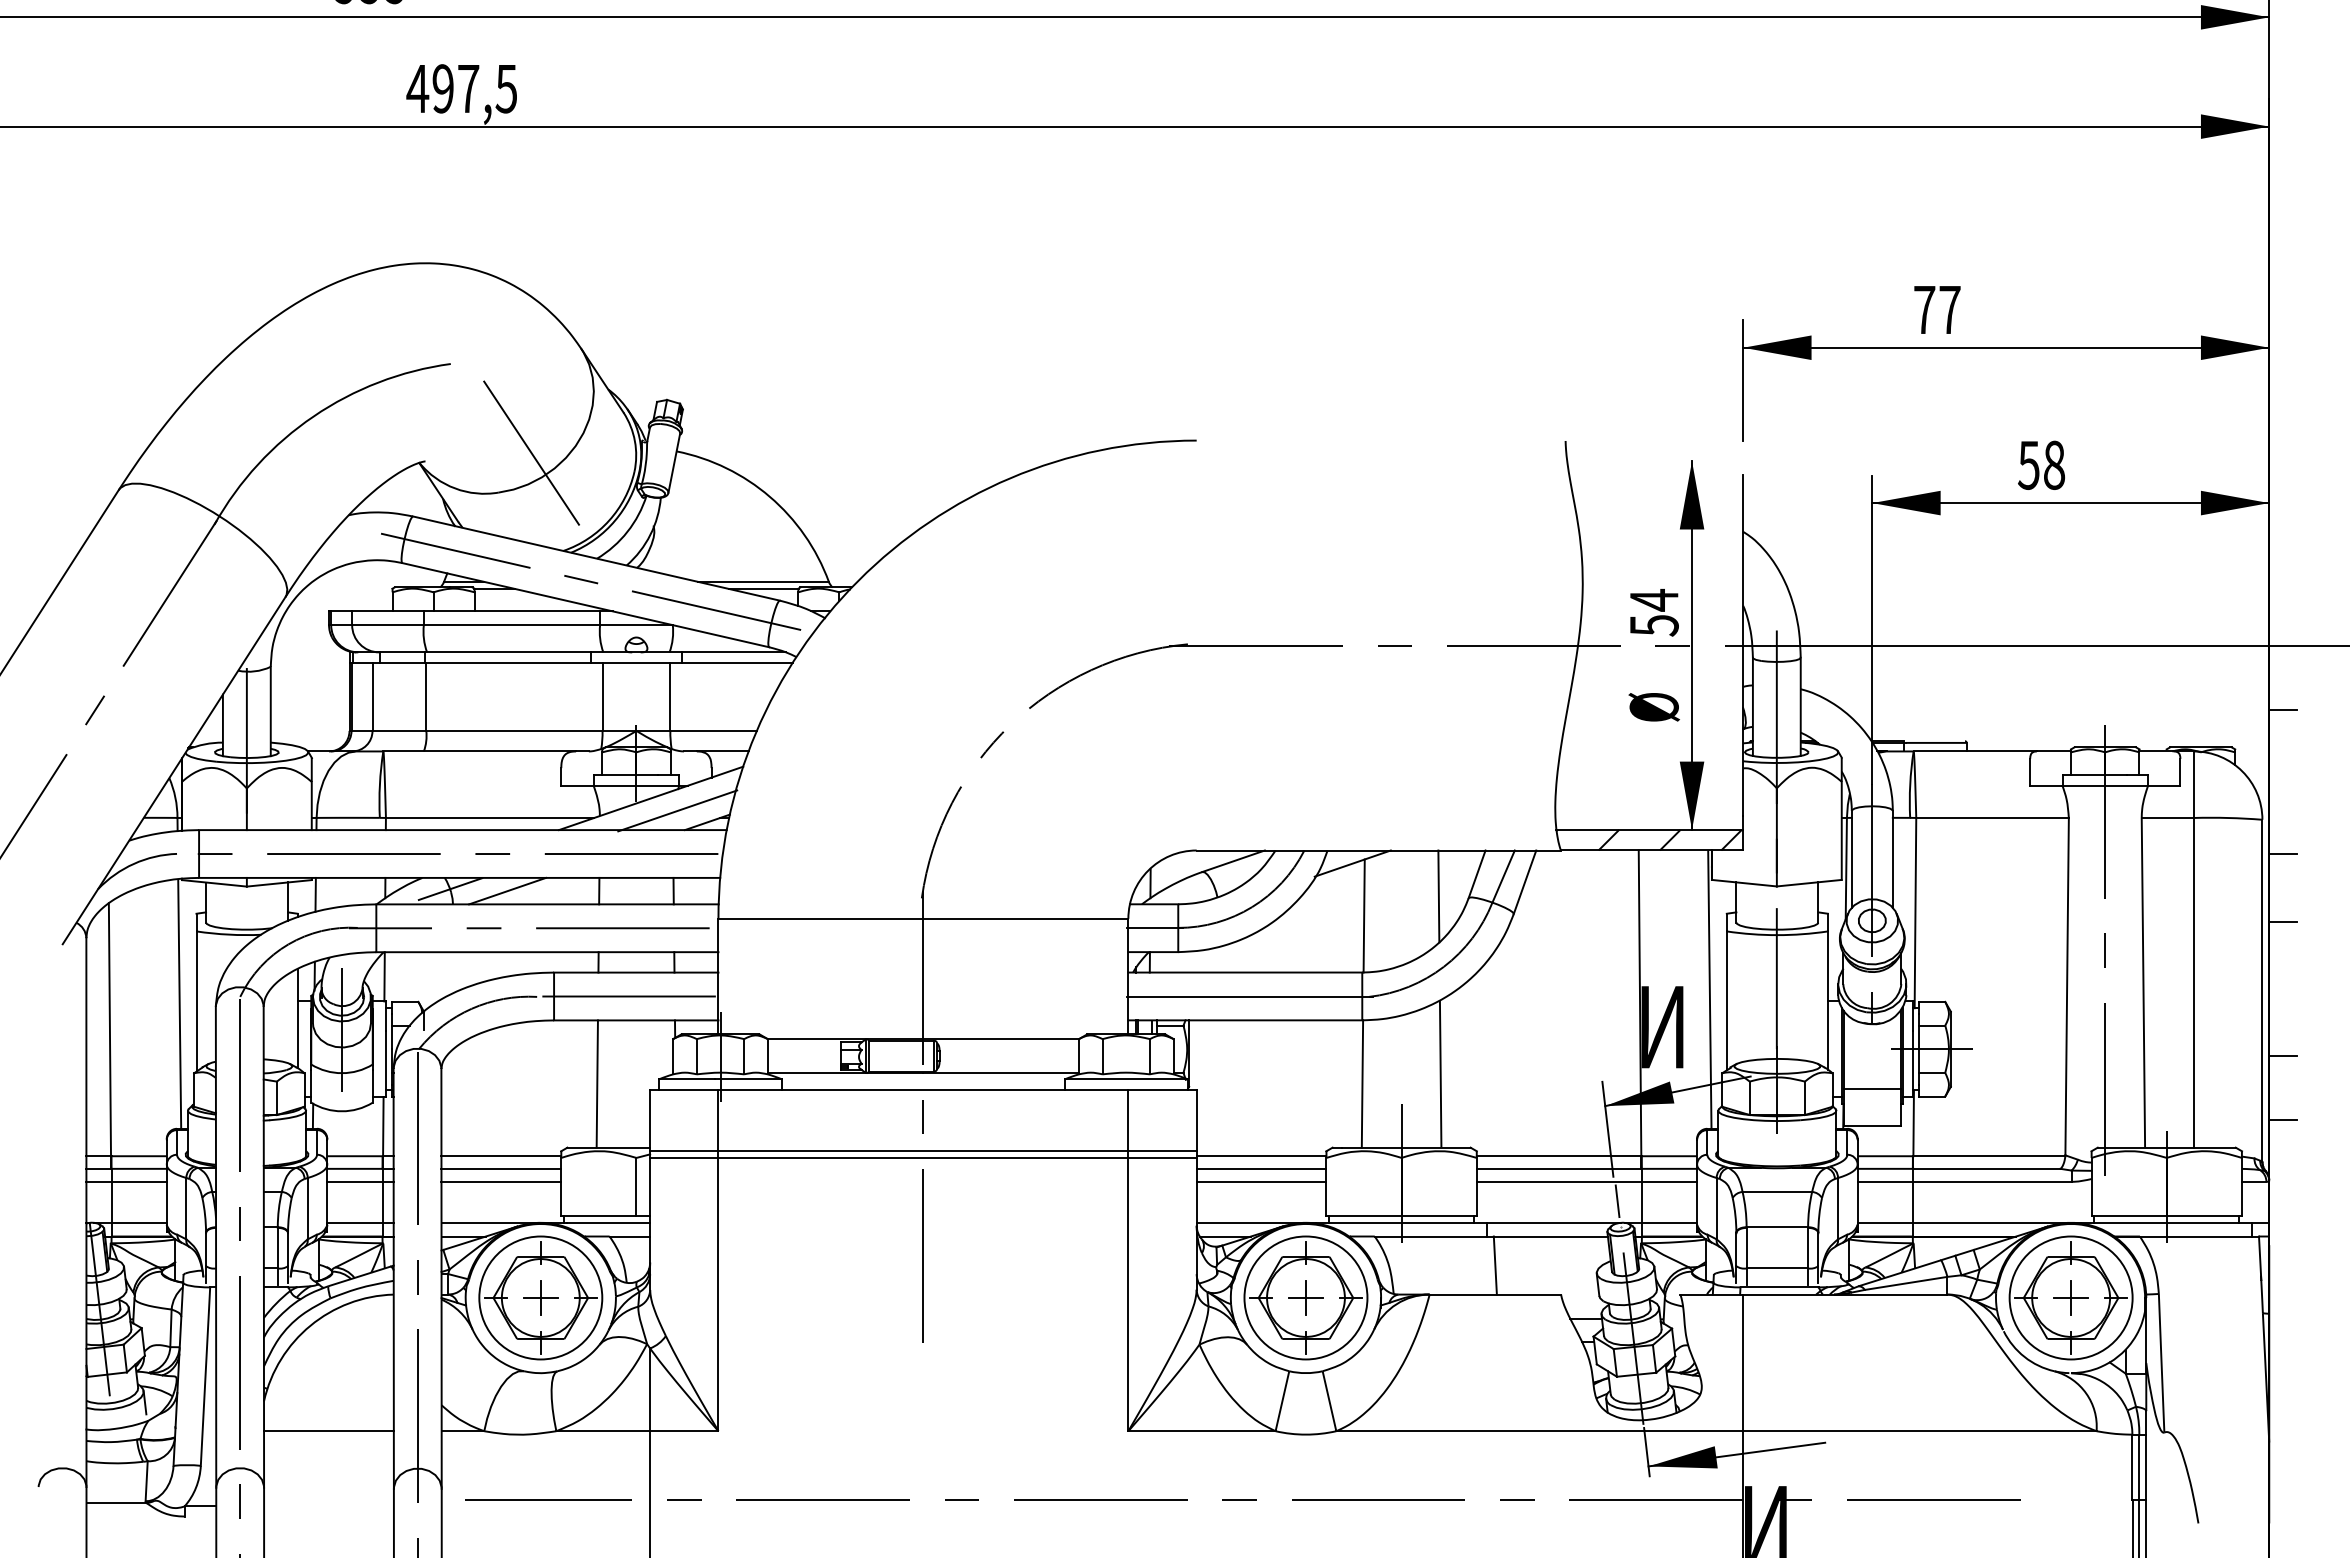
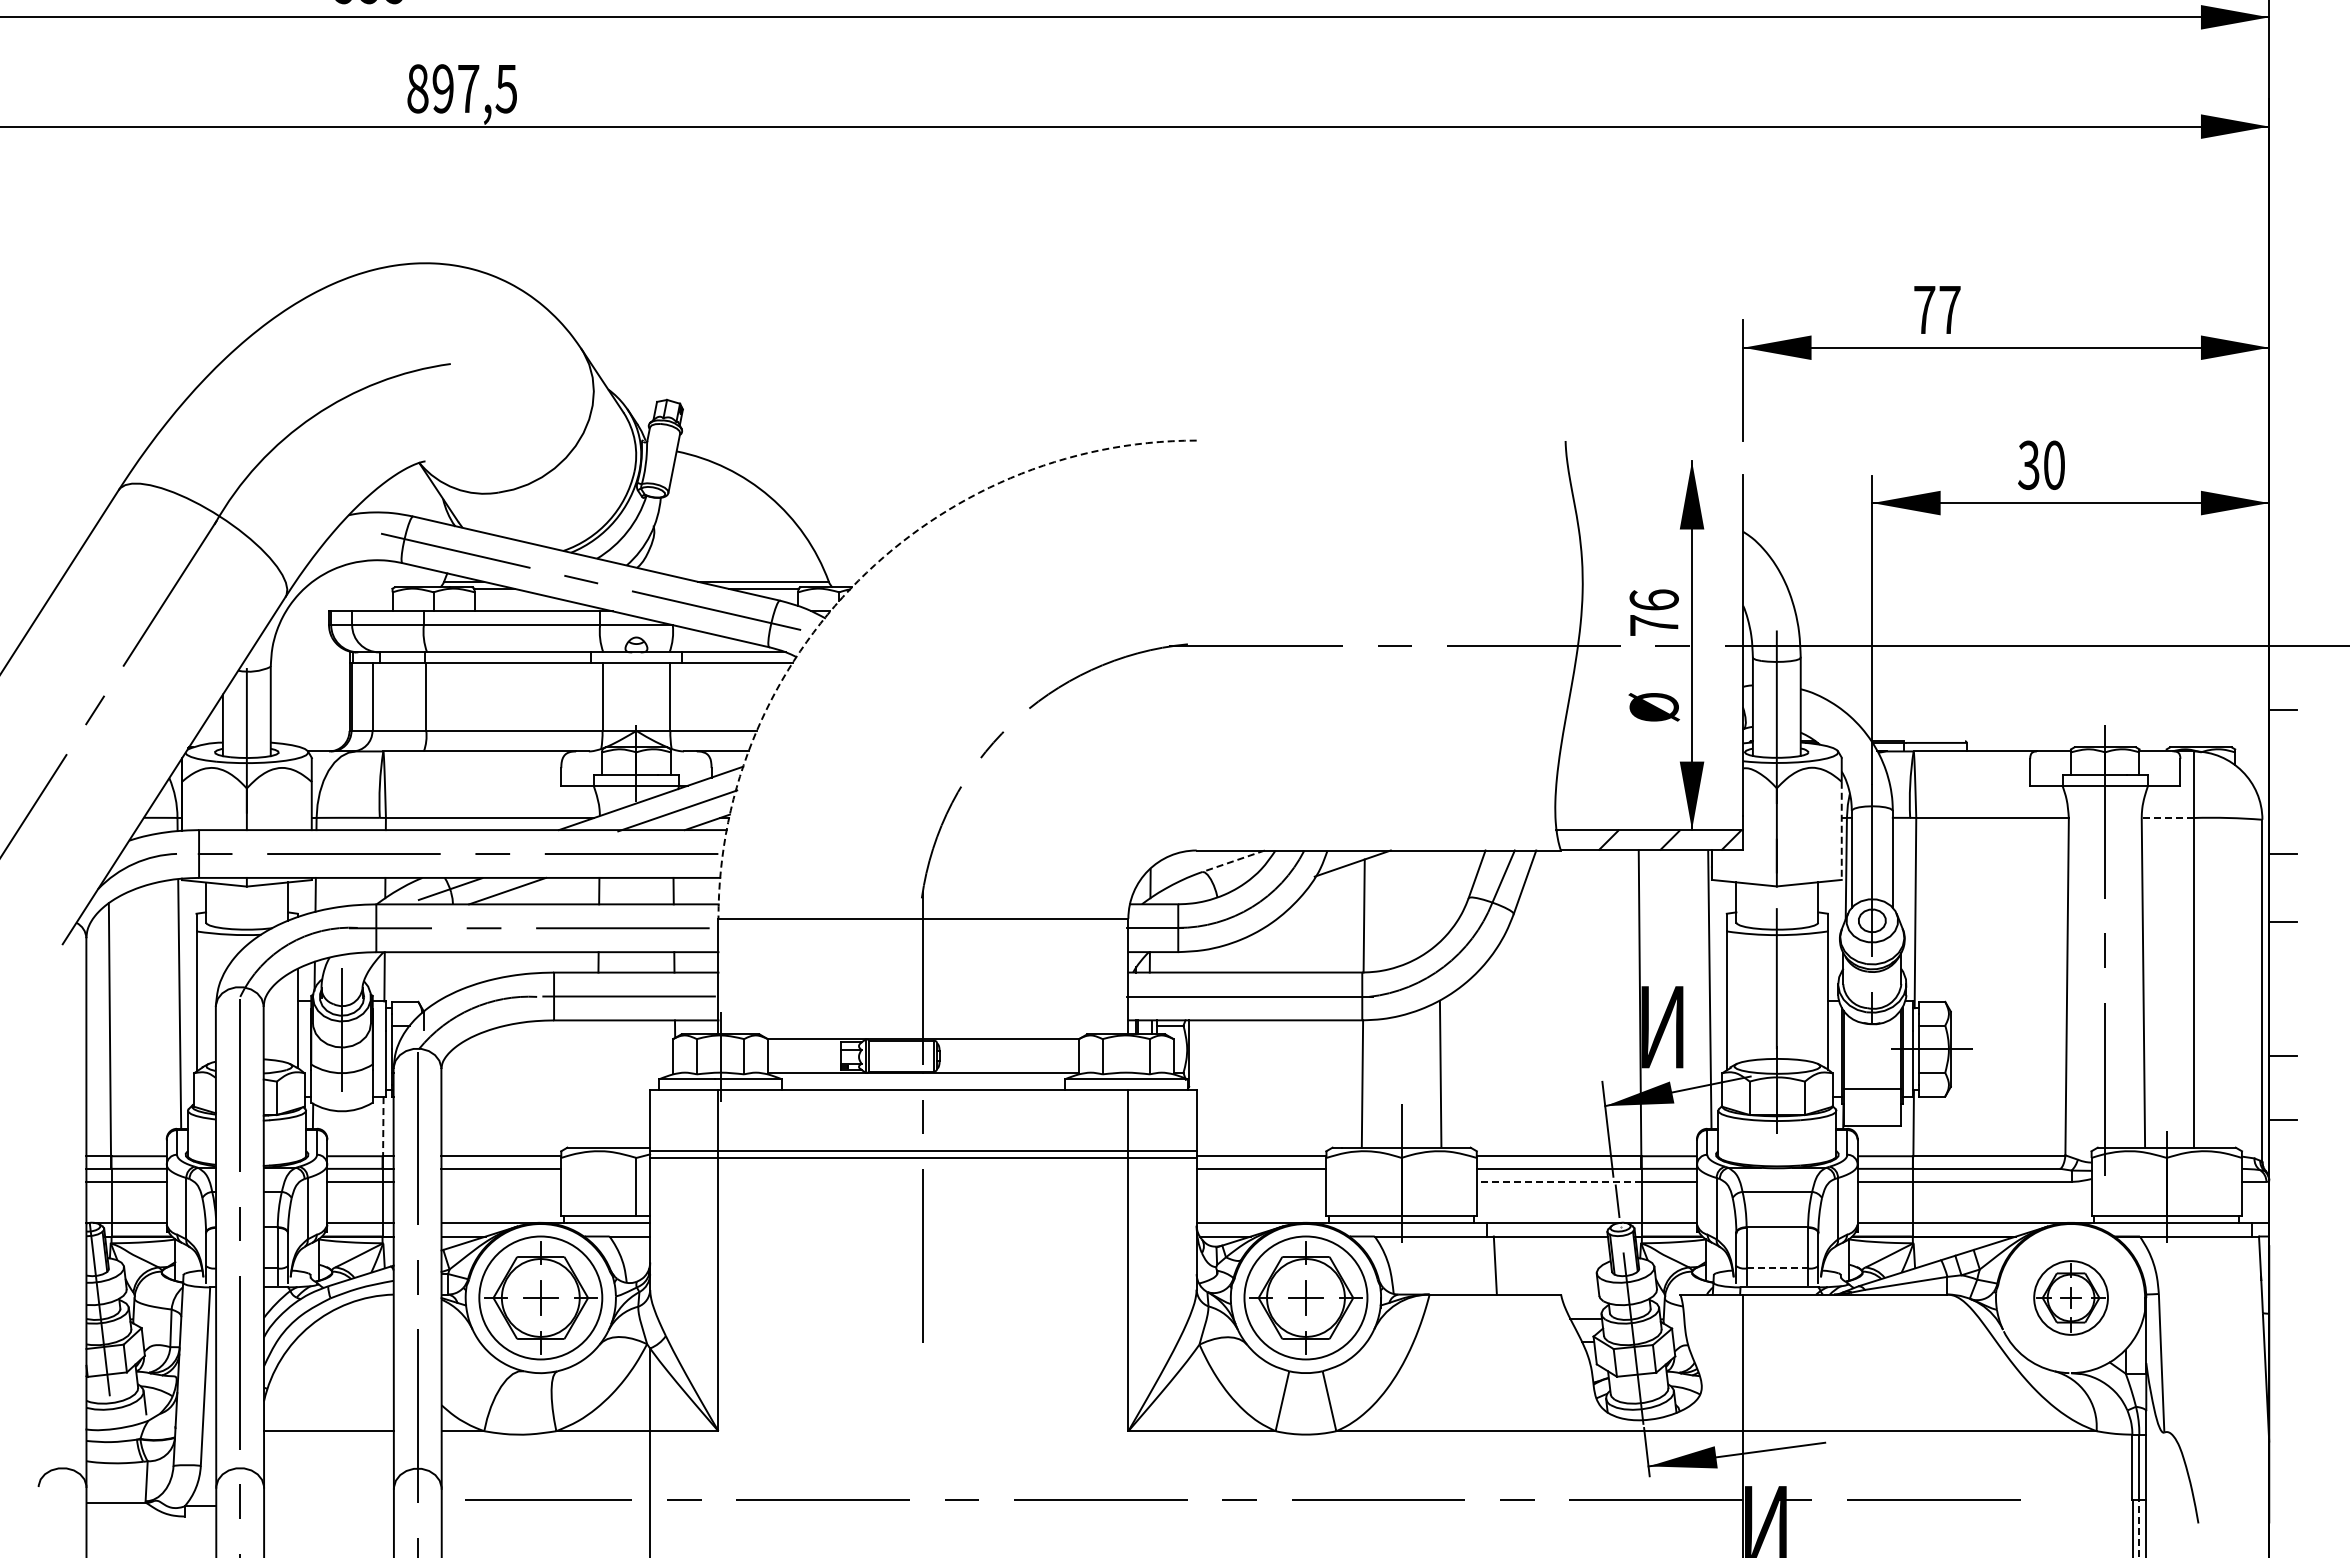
text: 497,5 -> 897,5 (417, 88)
line: present -> none (531, 453)
text: 58 -> 30 (2041, 464)
arc: solid -> dashed (858, 580)
text: 54 -> 76 (1653, 612)
line: solid -> dashed (2167, 817)
line: solid -> dashed (1841, 831)
line: solid -> dashed (1233, 861)
line: present -> none (1438, 896)
line: present -> none (596, 1083)
line: solid -> dashed (383, 1126)
line: present -> none (501, 1181)
line: present -> none (1261, 1181)
line: solid -> dashed (1559, 1181)
line: solid -> dashed (1777, 1268)
part size: 126x126 px -> 76x76 px (2070, 1297)
line: solid -> dashed (2139, 1528)
